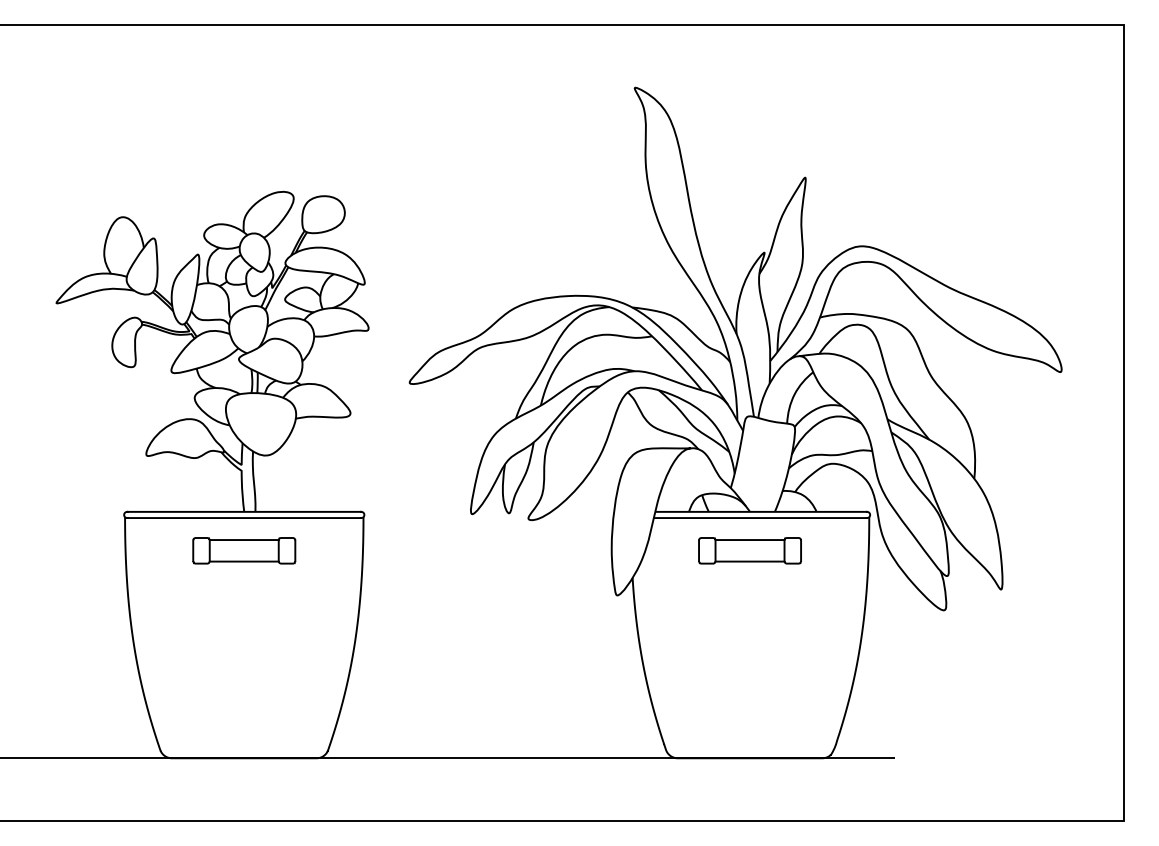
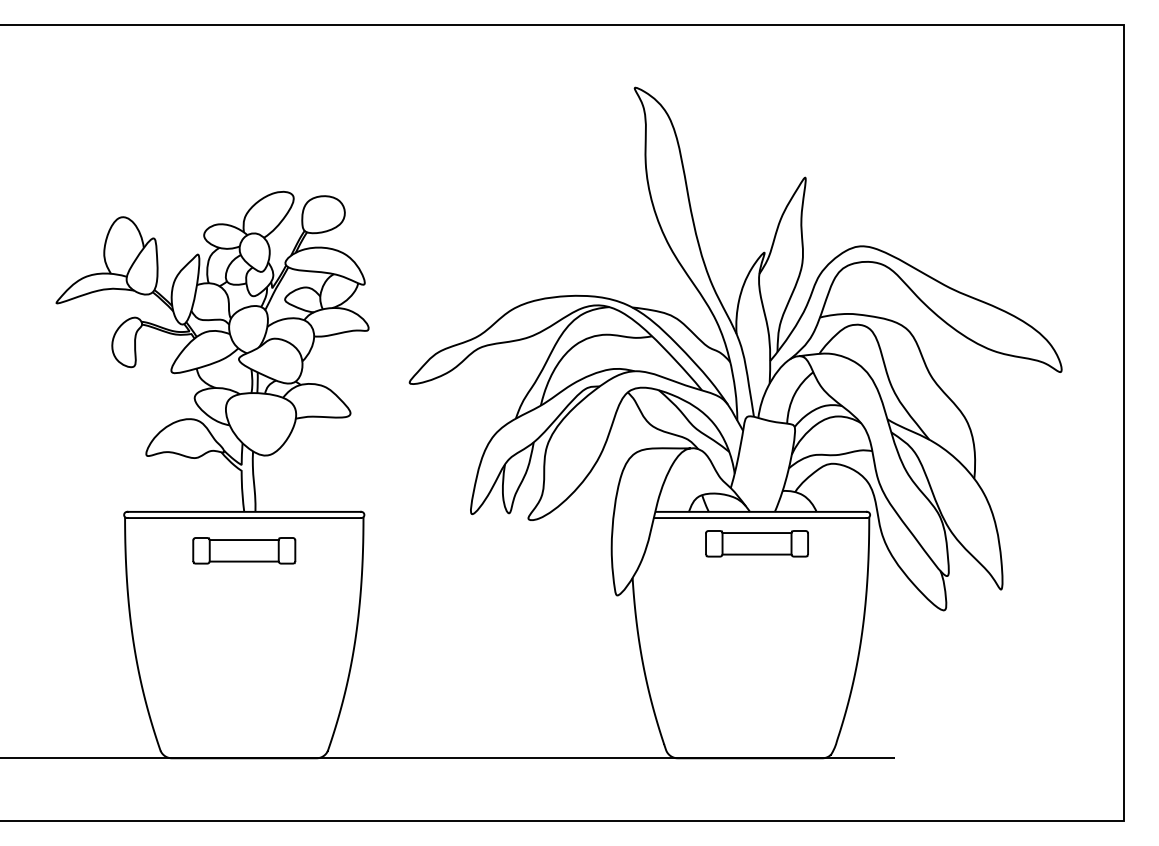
part position: (749, 550) -> (756, 543) (756, 543)
